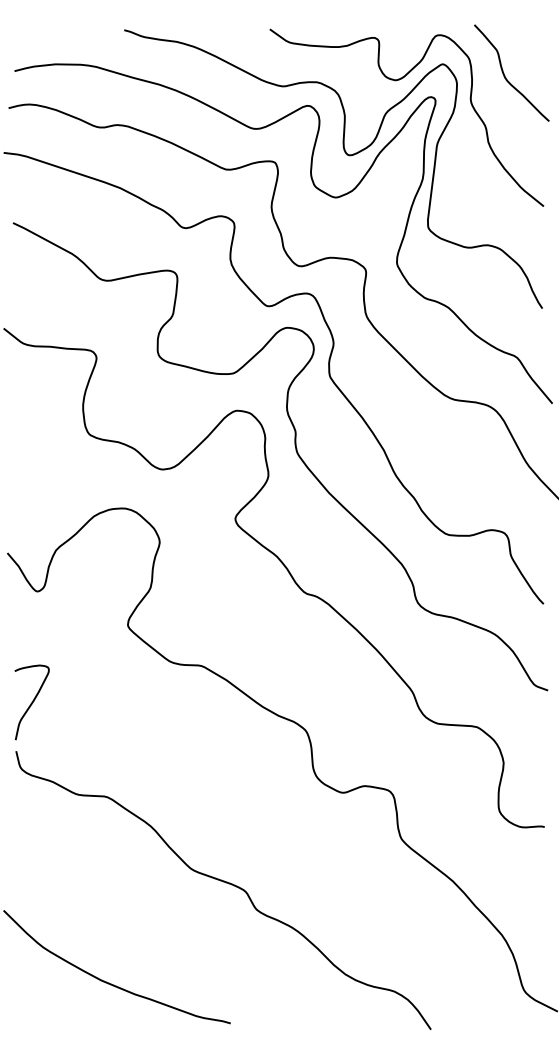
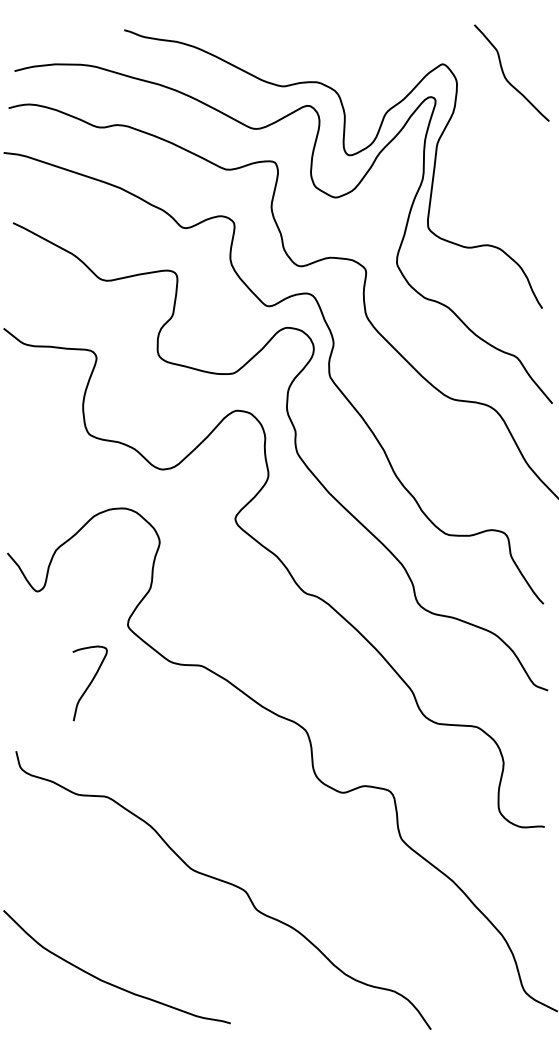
curve: present -> none (396, 81)
curve position: (31, 702) -> (89, 683) (89, 683)
